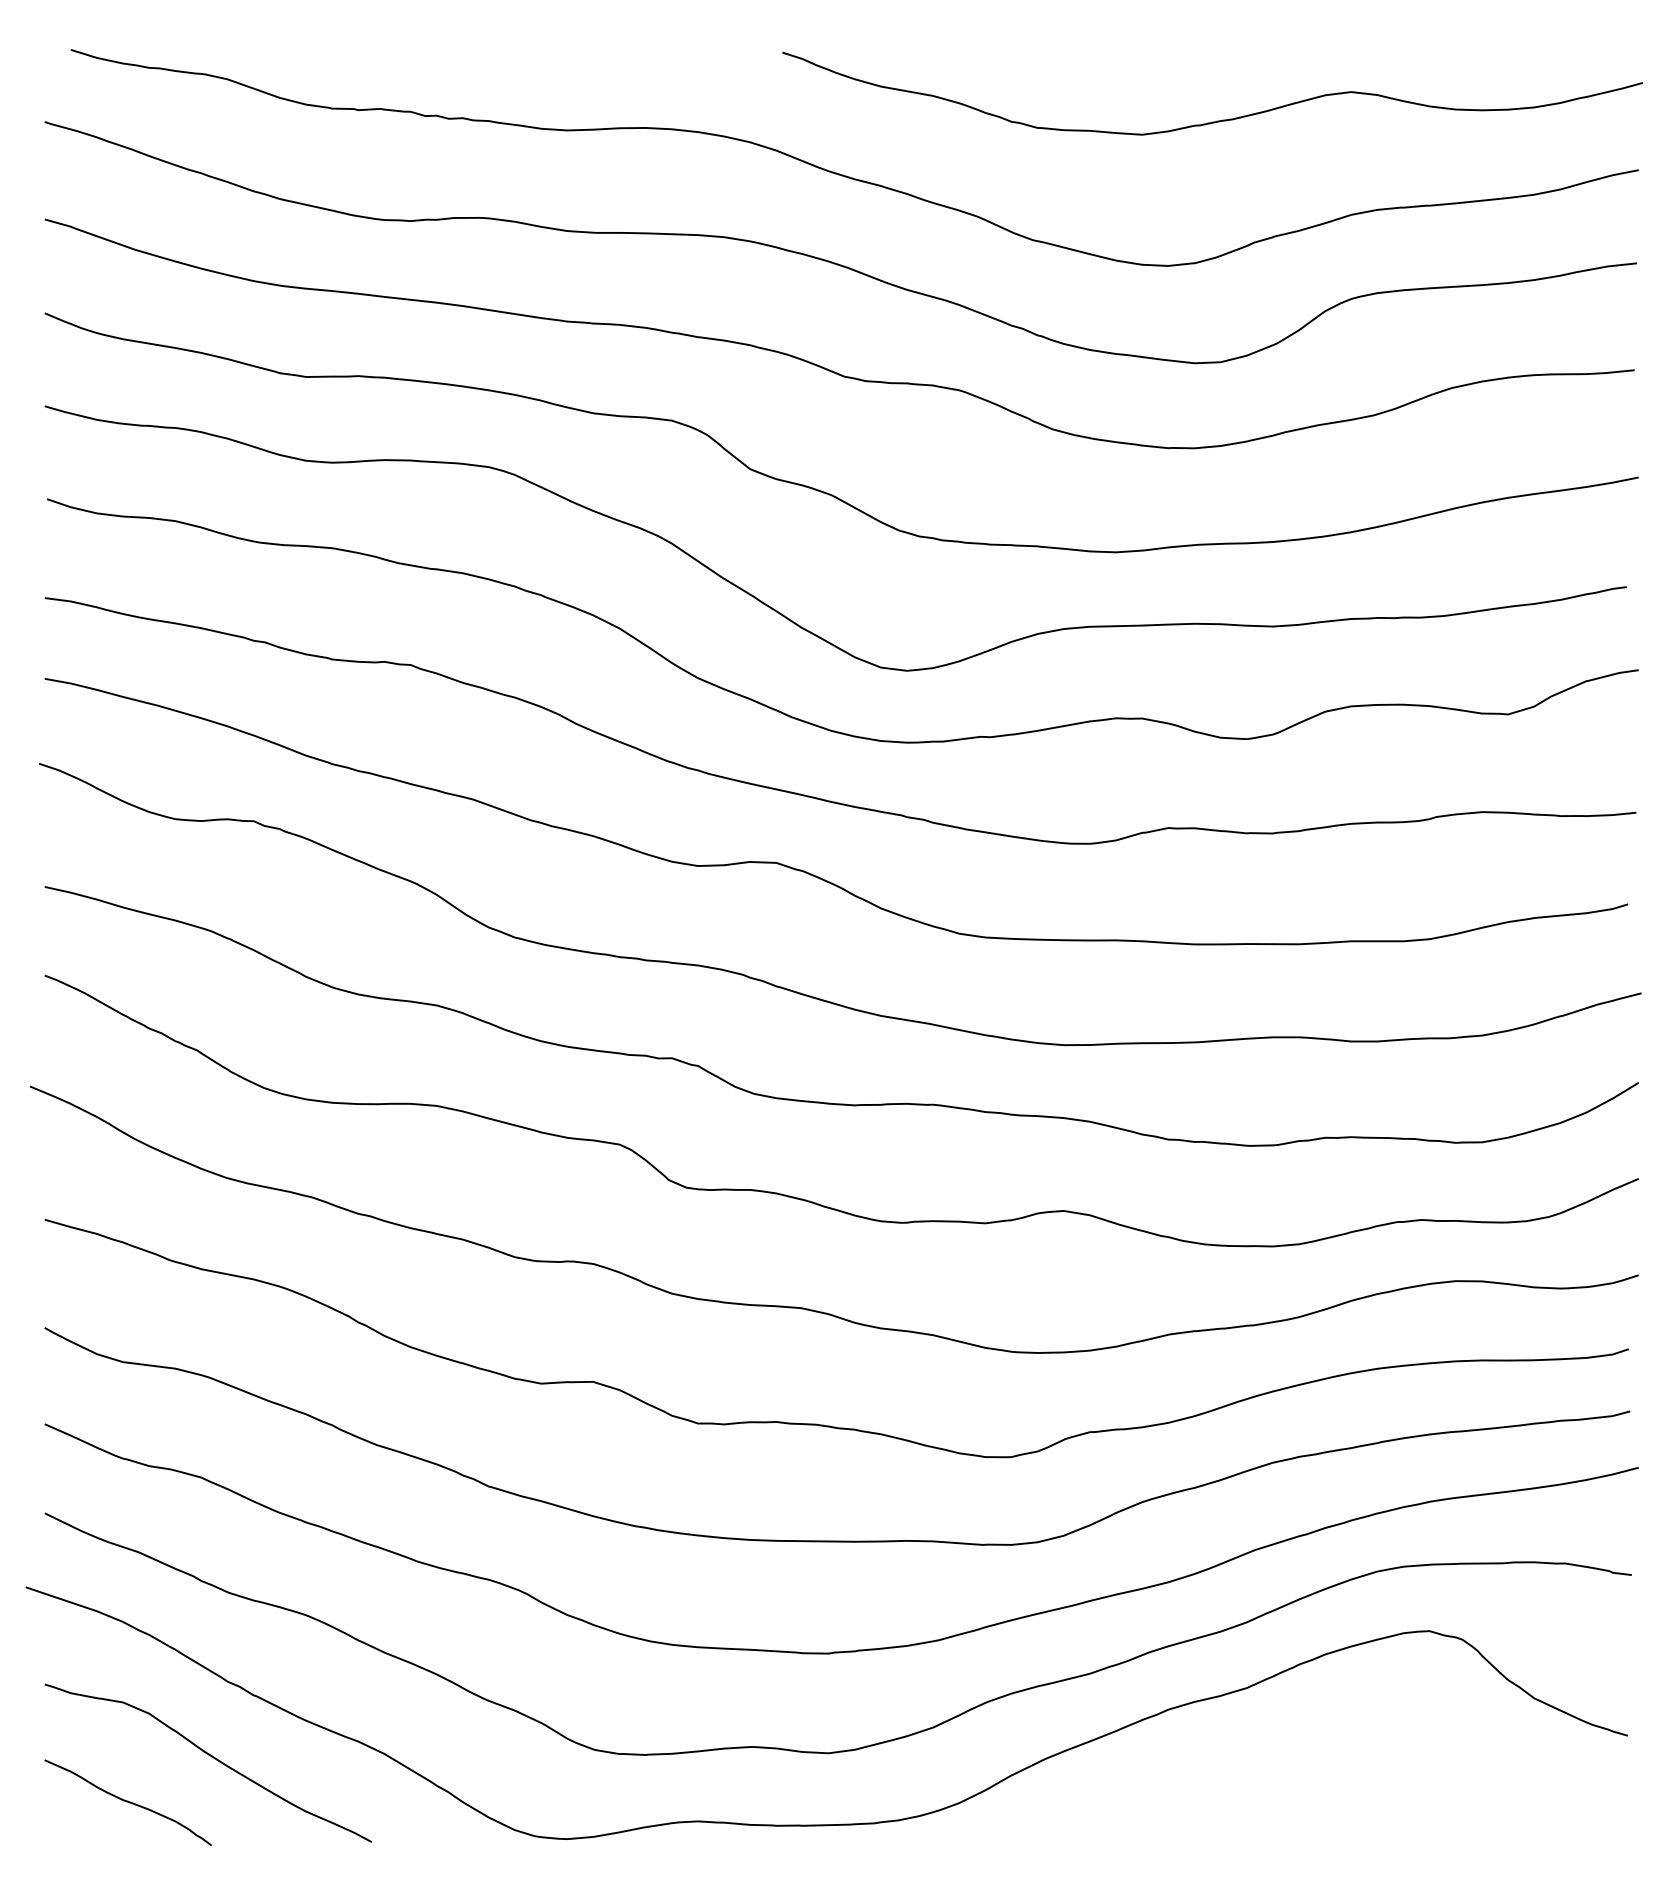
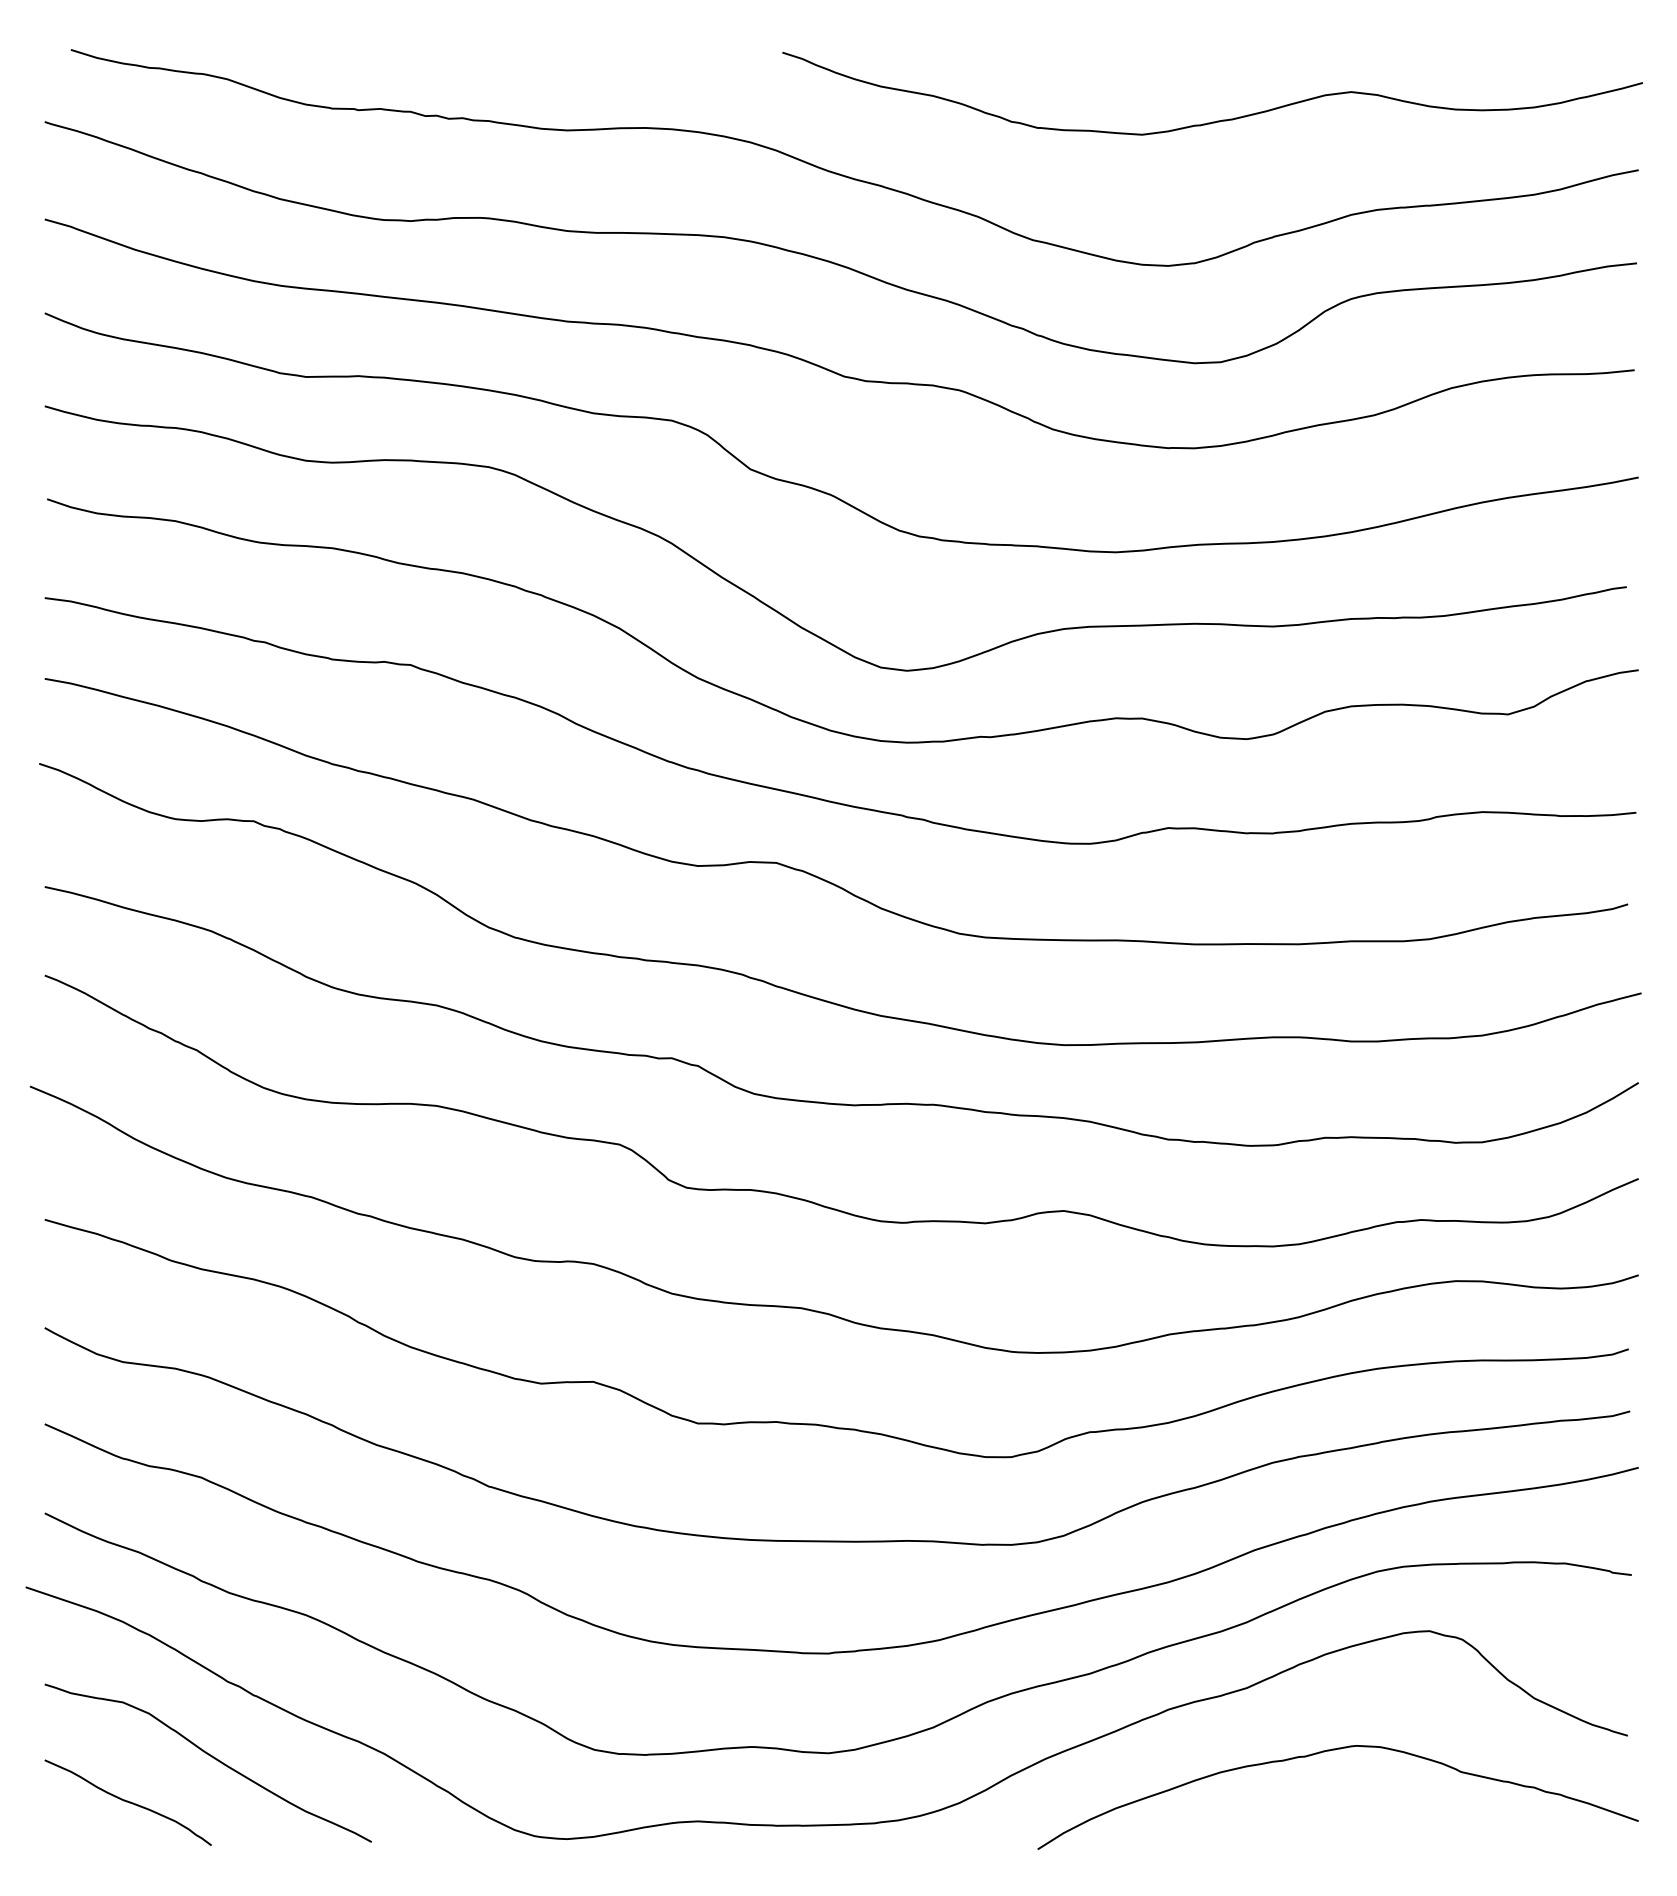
curve: none -> present (1329, 1751)
